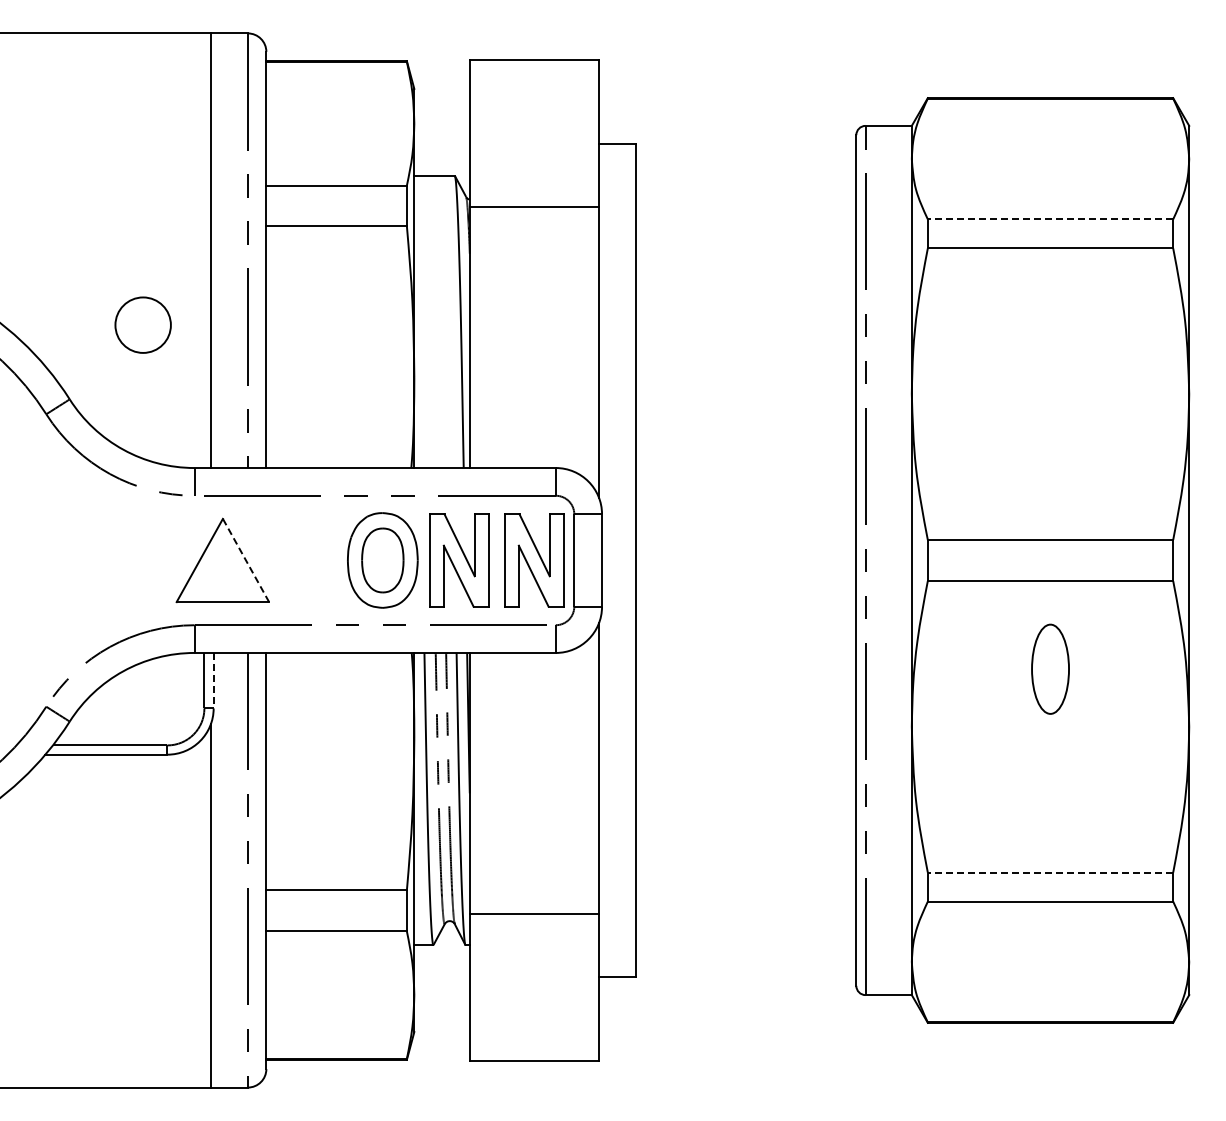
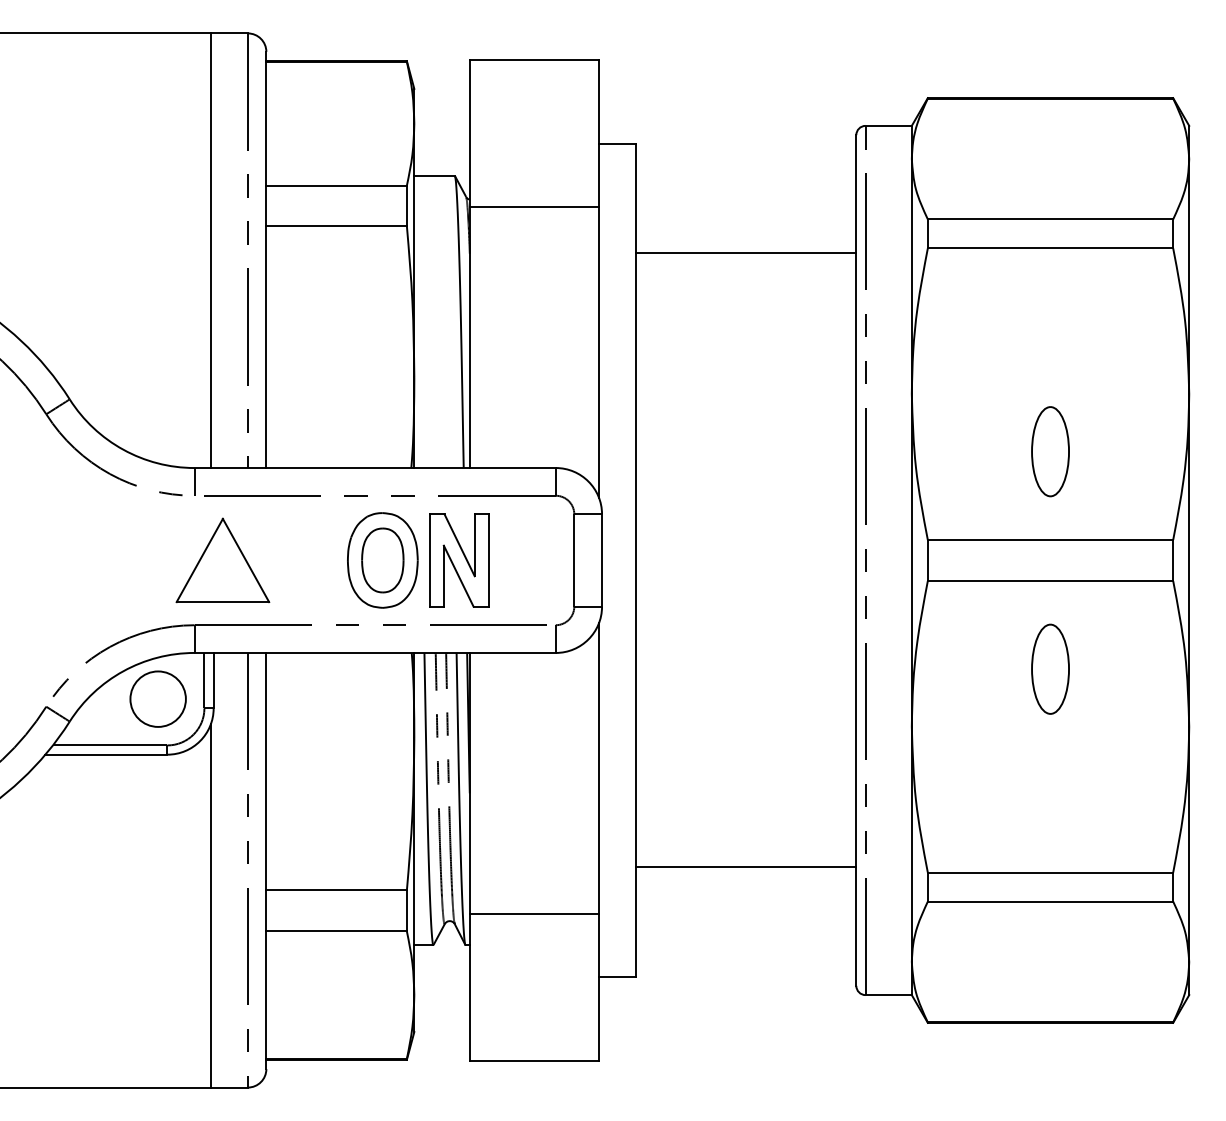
line: dashed -> solid (1050, 219)
line: none -> present (746, 253)
circle position: (142, 324) -> (157, 698) (157, 698)
part: none -> present (1050, 451)
line: dashed -> solid (246, 560)
part: present -> none (534, 560)
line: dashed -> solid (213, 680)
line: none -> present (746, 867)
line: dashed -> solid (1050, 872)
